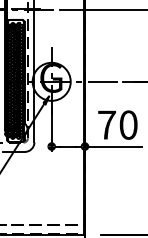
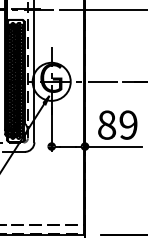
text: 70 -> 89 (117, 124)
